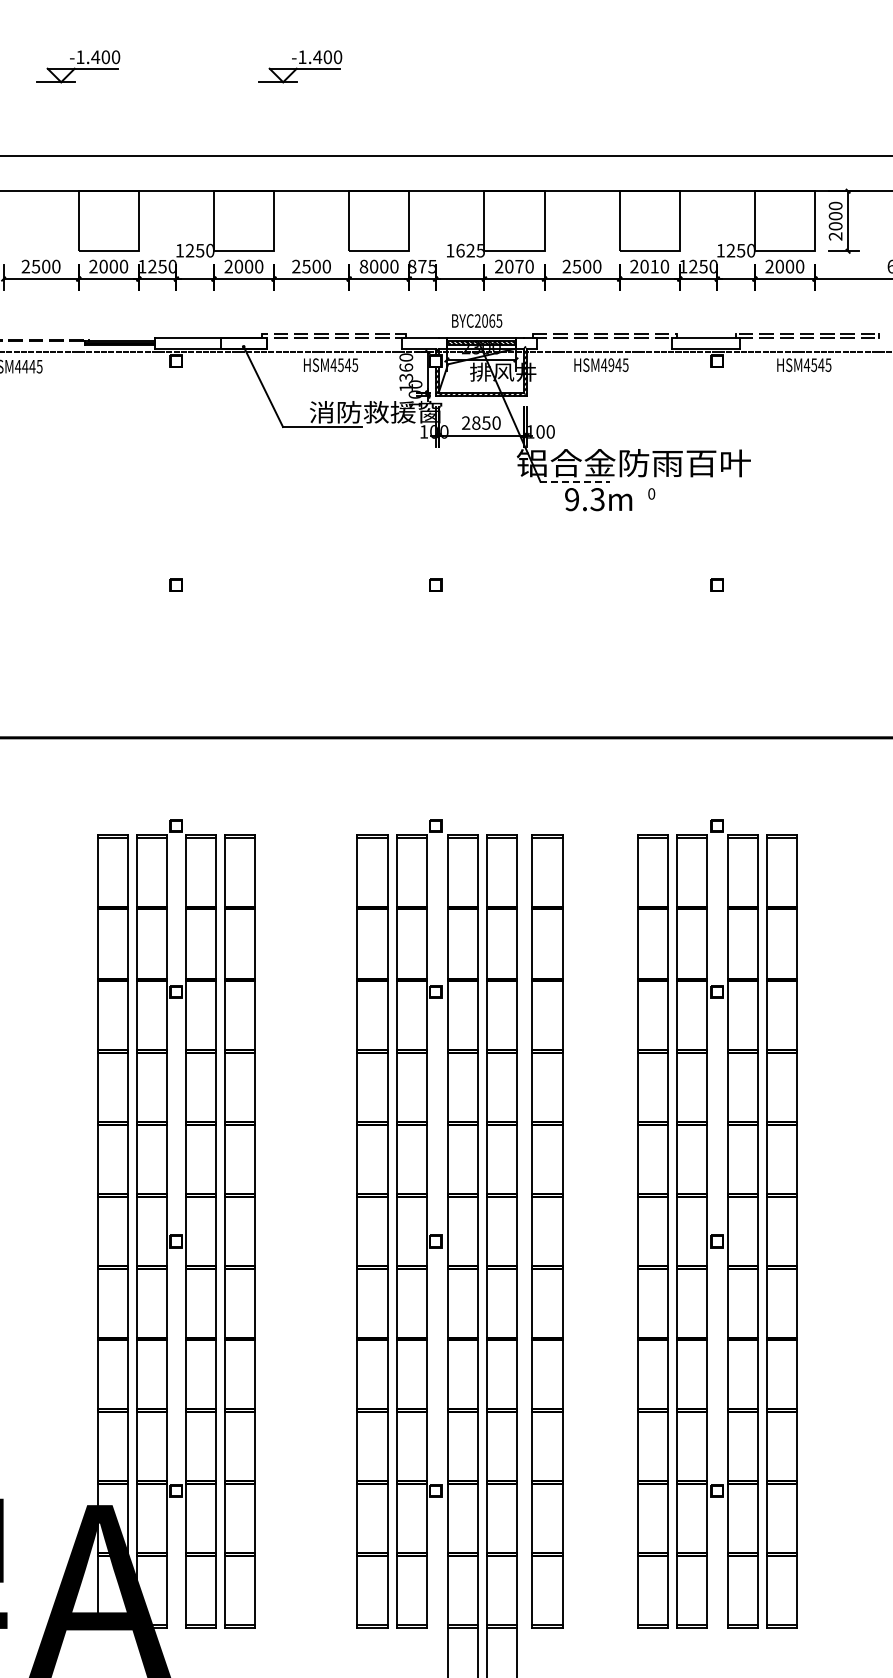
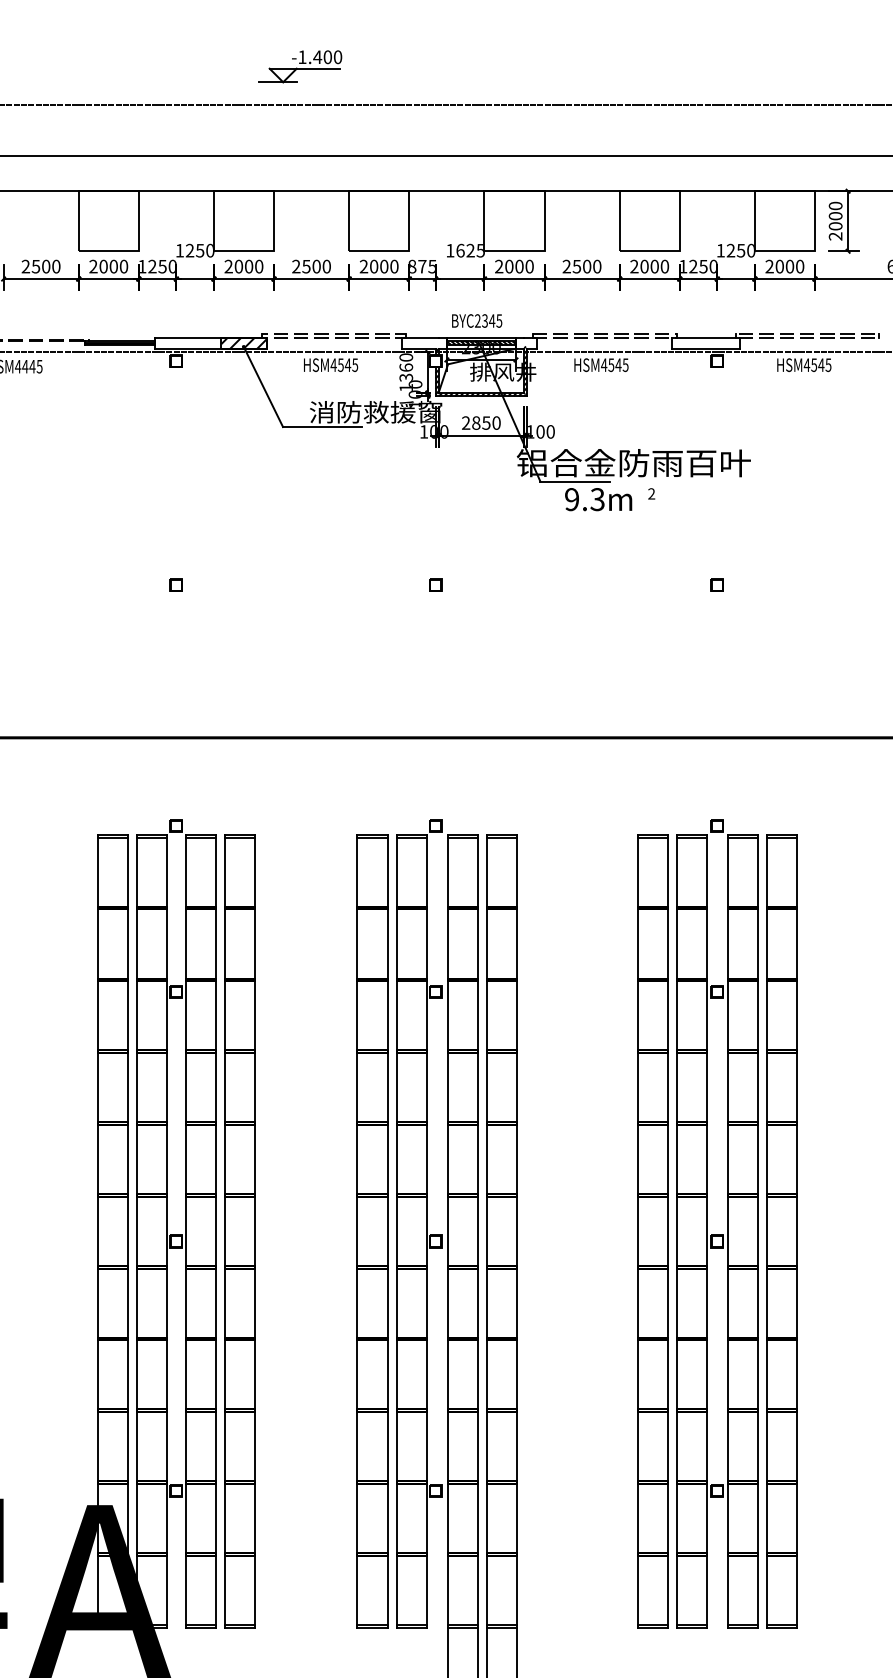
part: present -> none (78, 66)
line: none -> present (445, 104)
text: 8000 -> 2000 (363, 266)
text: 2070 -> 2000 (519, 266)
text: 2010 -> 2000 (654, 266)
text: BYC2065 -> BYC2345 (488, 320)
hatch: none -> present (243, 342)
text: HSM4945 -> HSM4545 (611, 364)
line: dashed -> solid (575, 481)
text: 0 -> 2 (651, 493)
part: present -> none (547, 1231)
